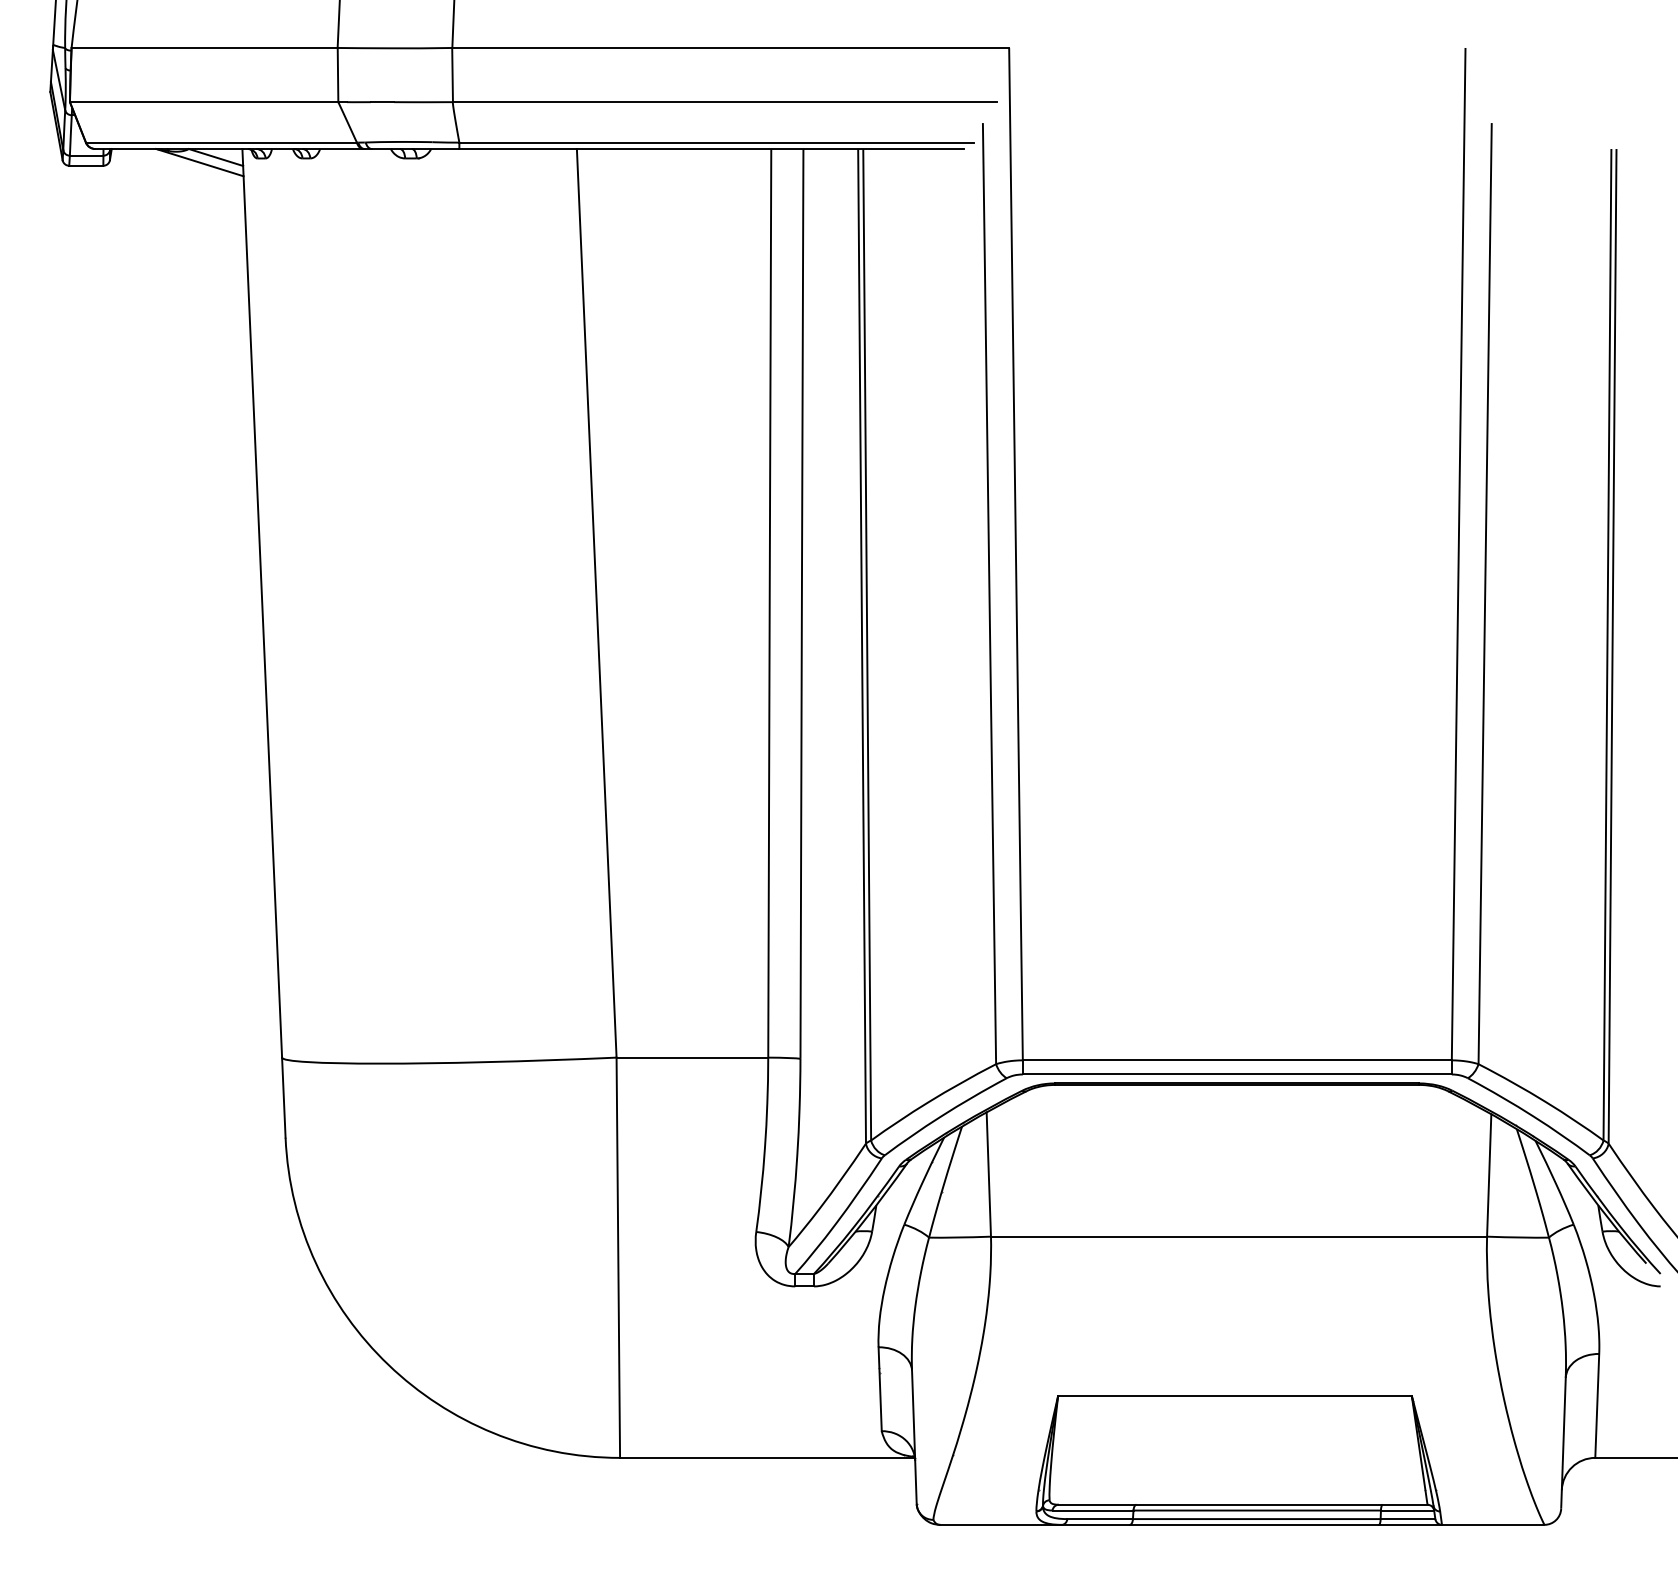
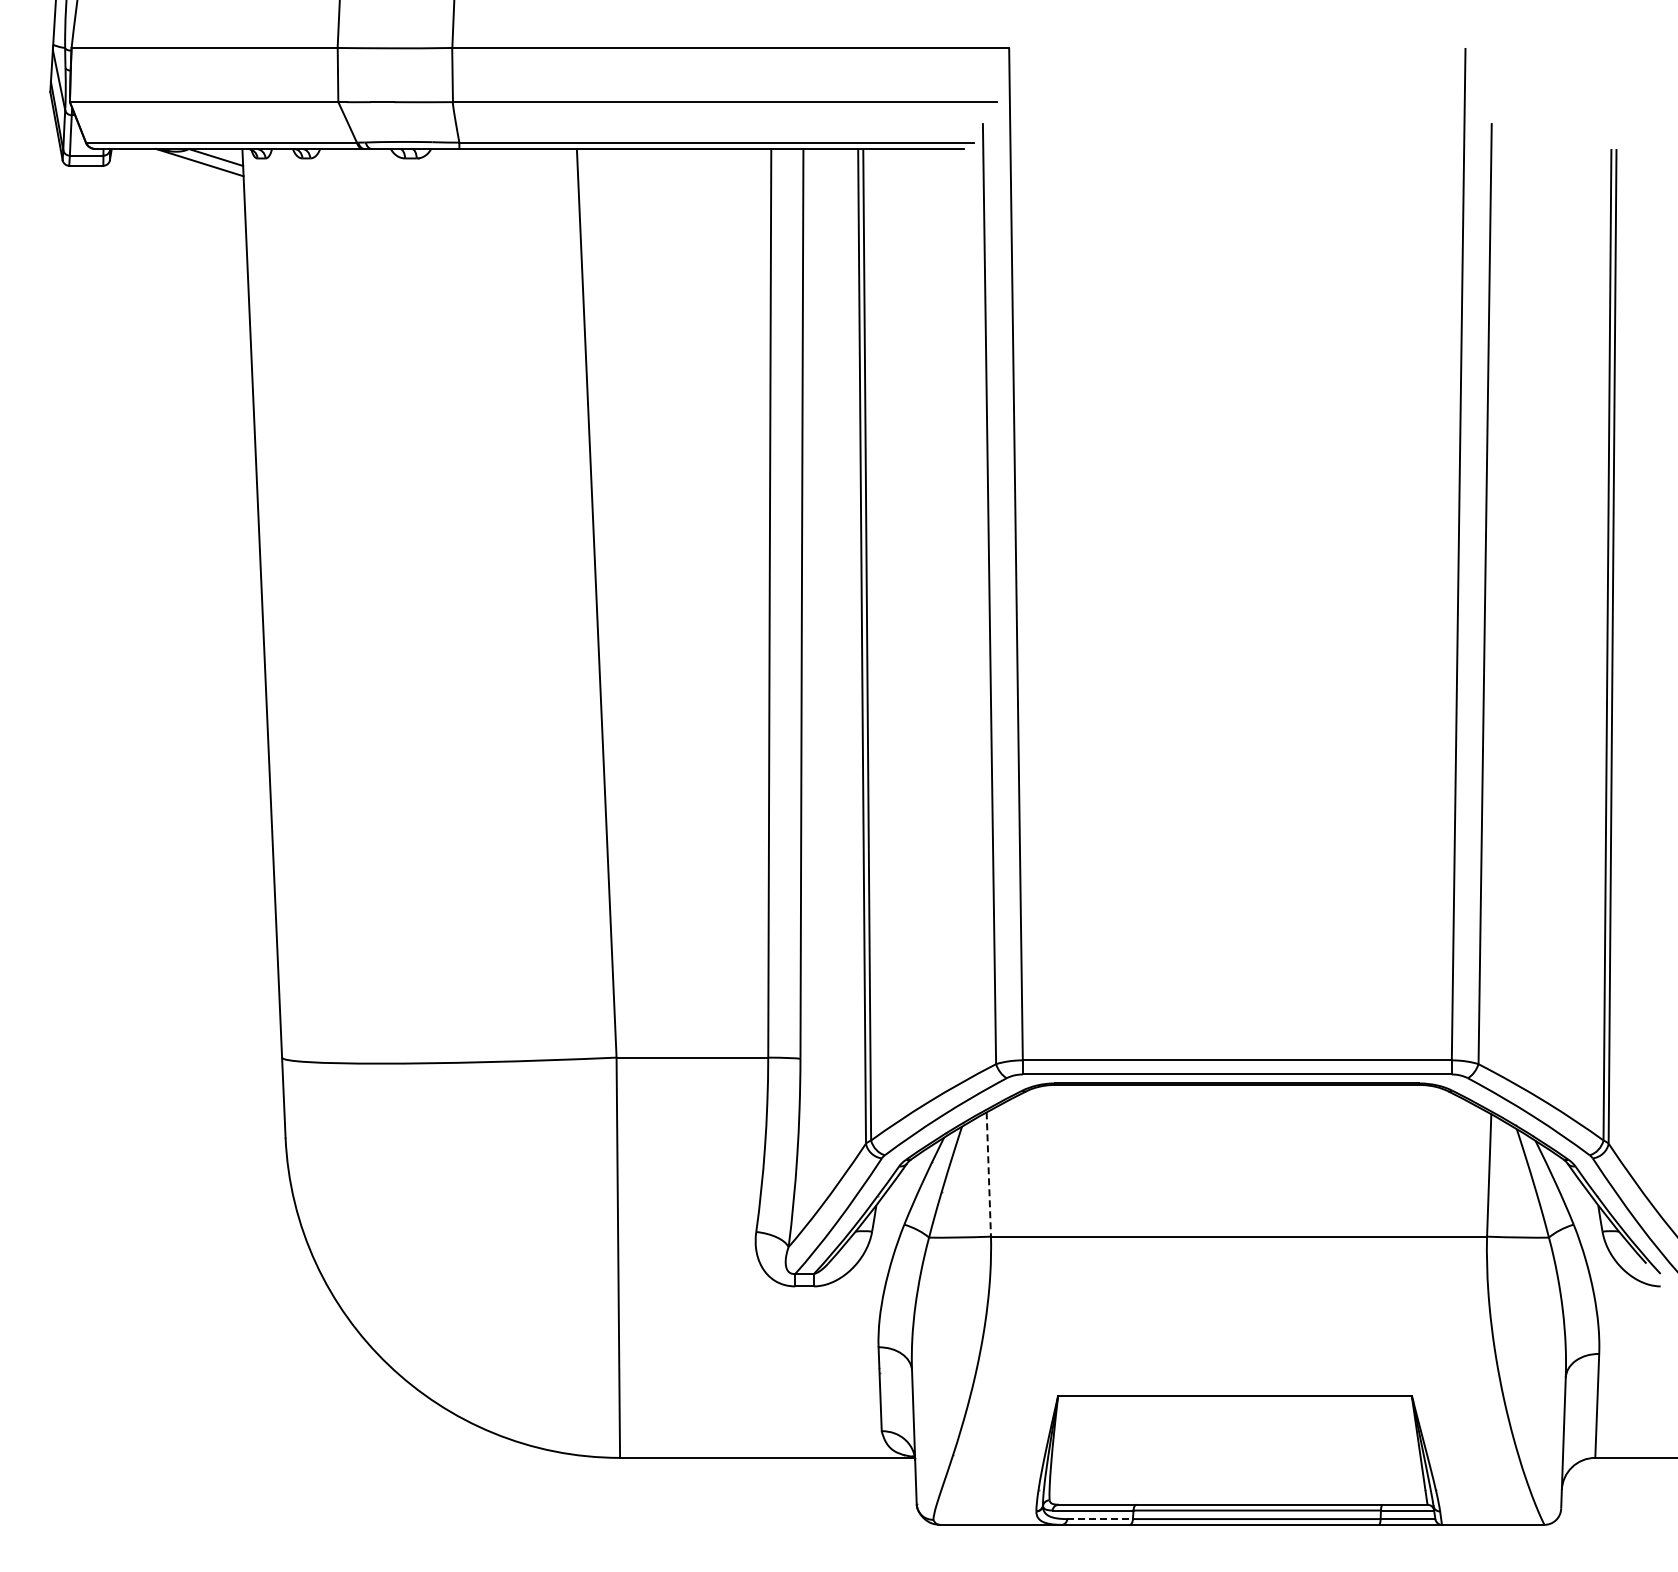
line: solid -> dashed (988, 1175)
line: solid -> dashed (1100, 1519)
